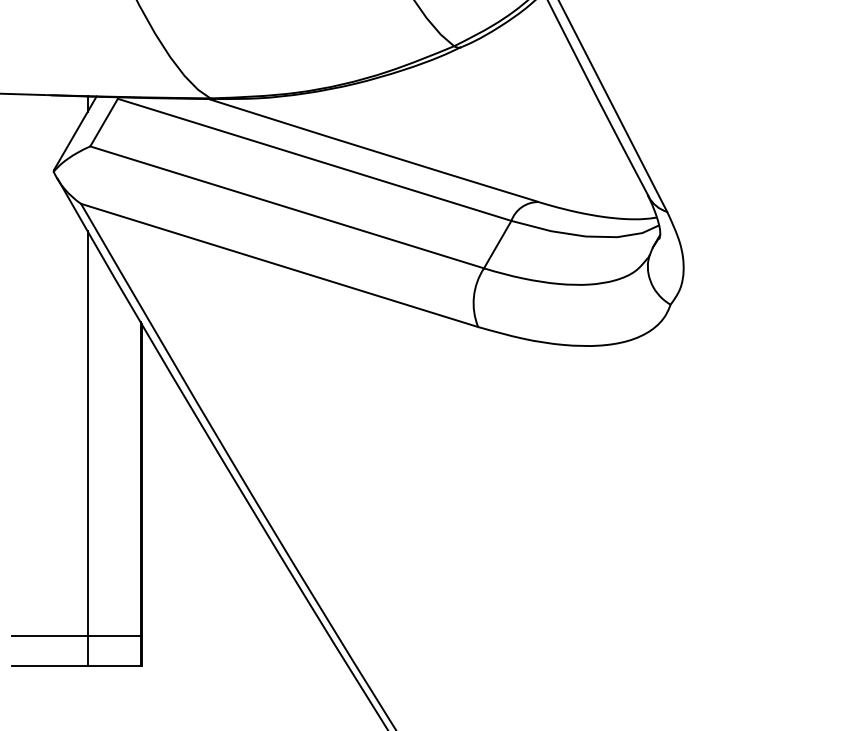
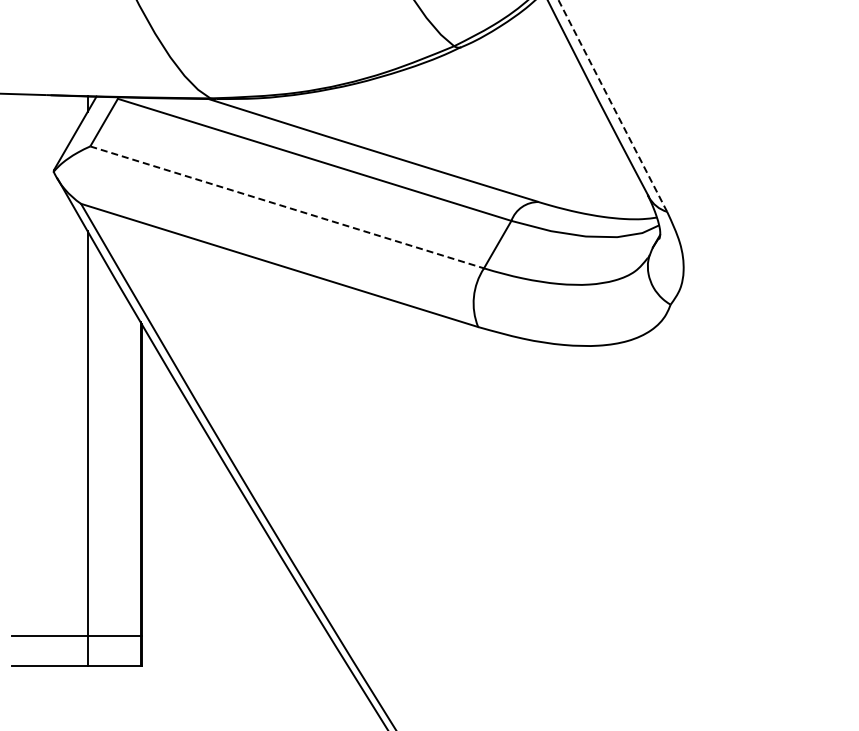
line: solid -> dashed (612, 106)
line: solid -> dashed (287, 207)
